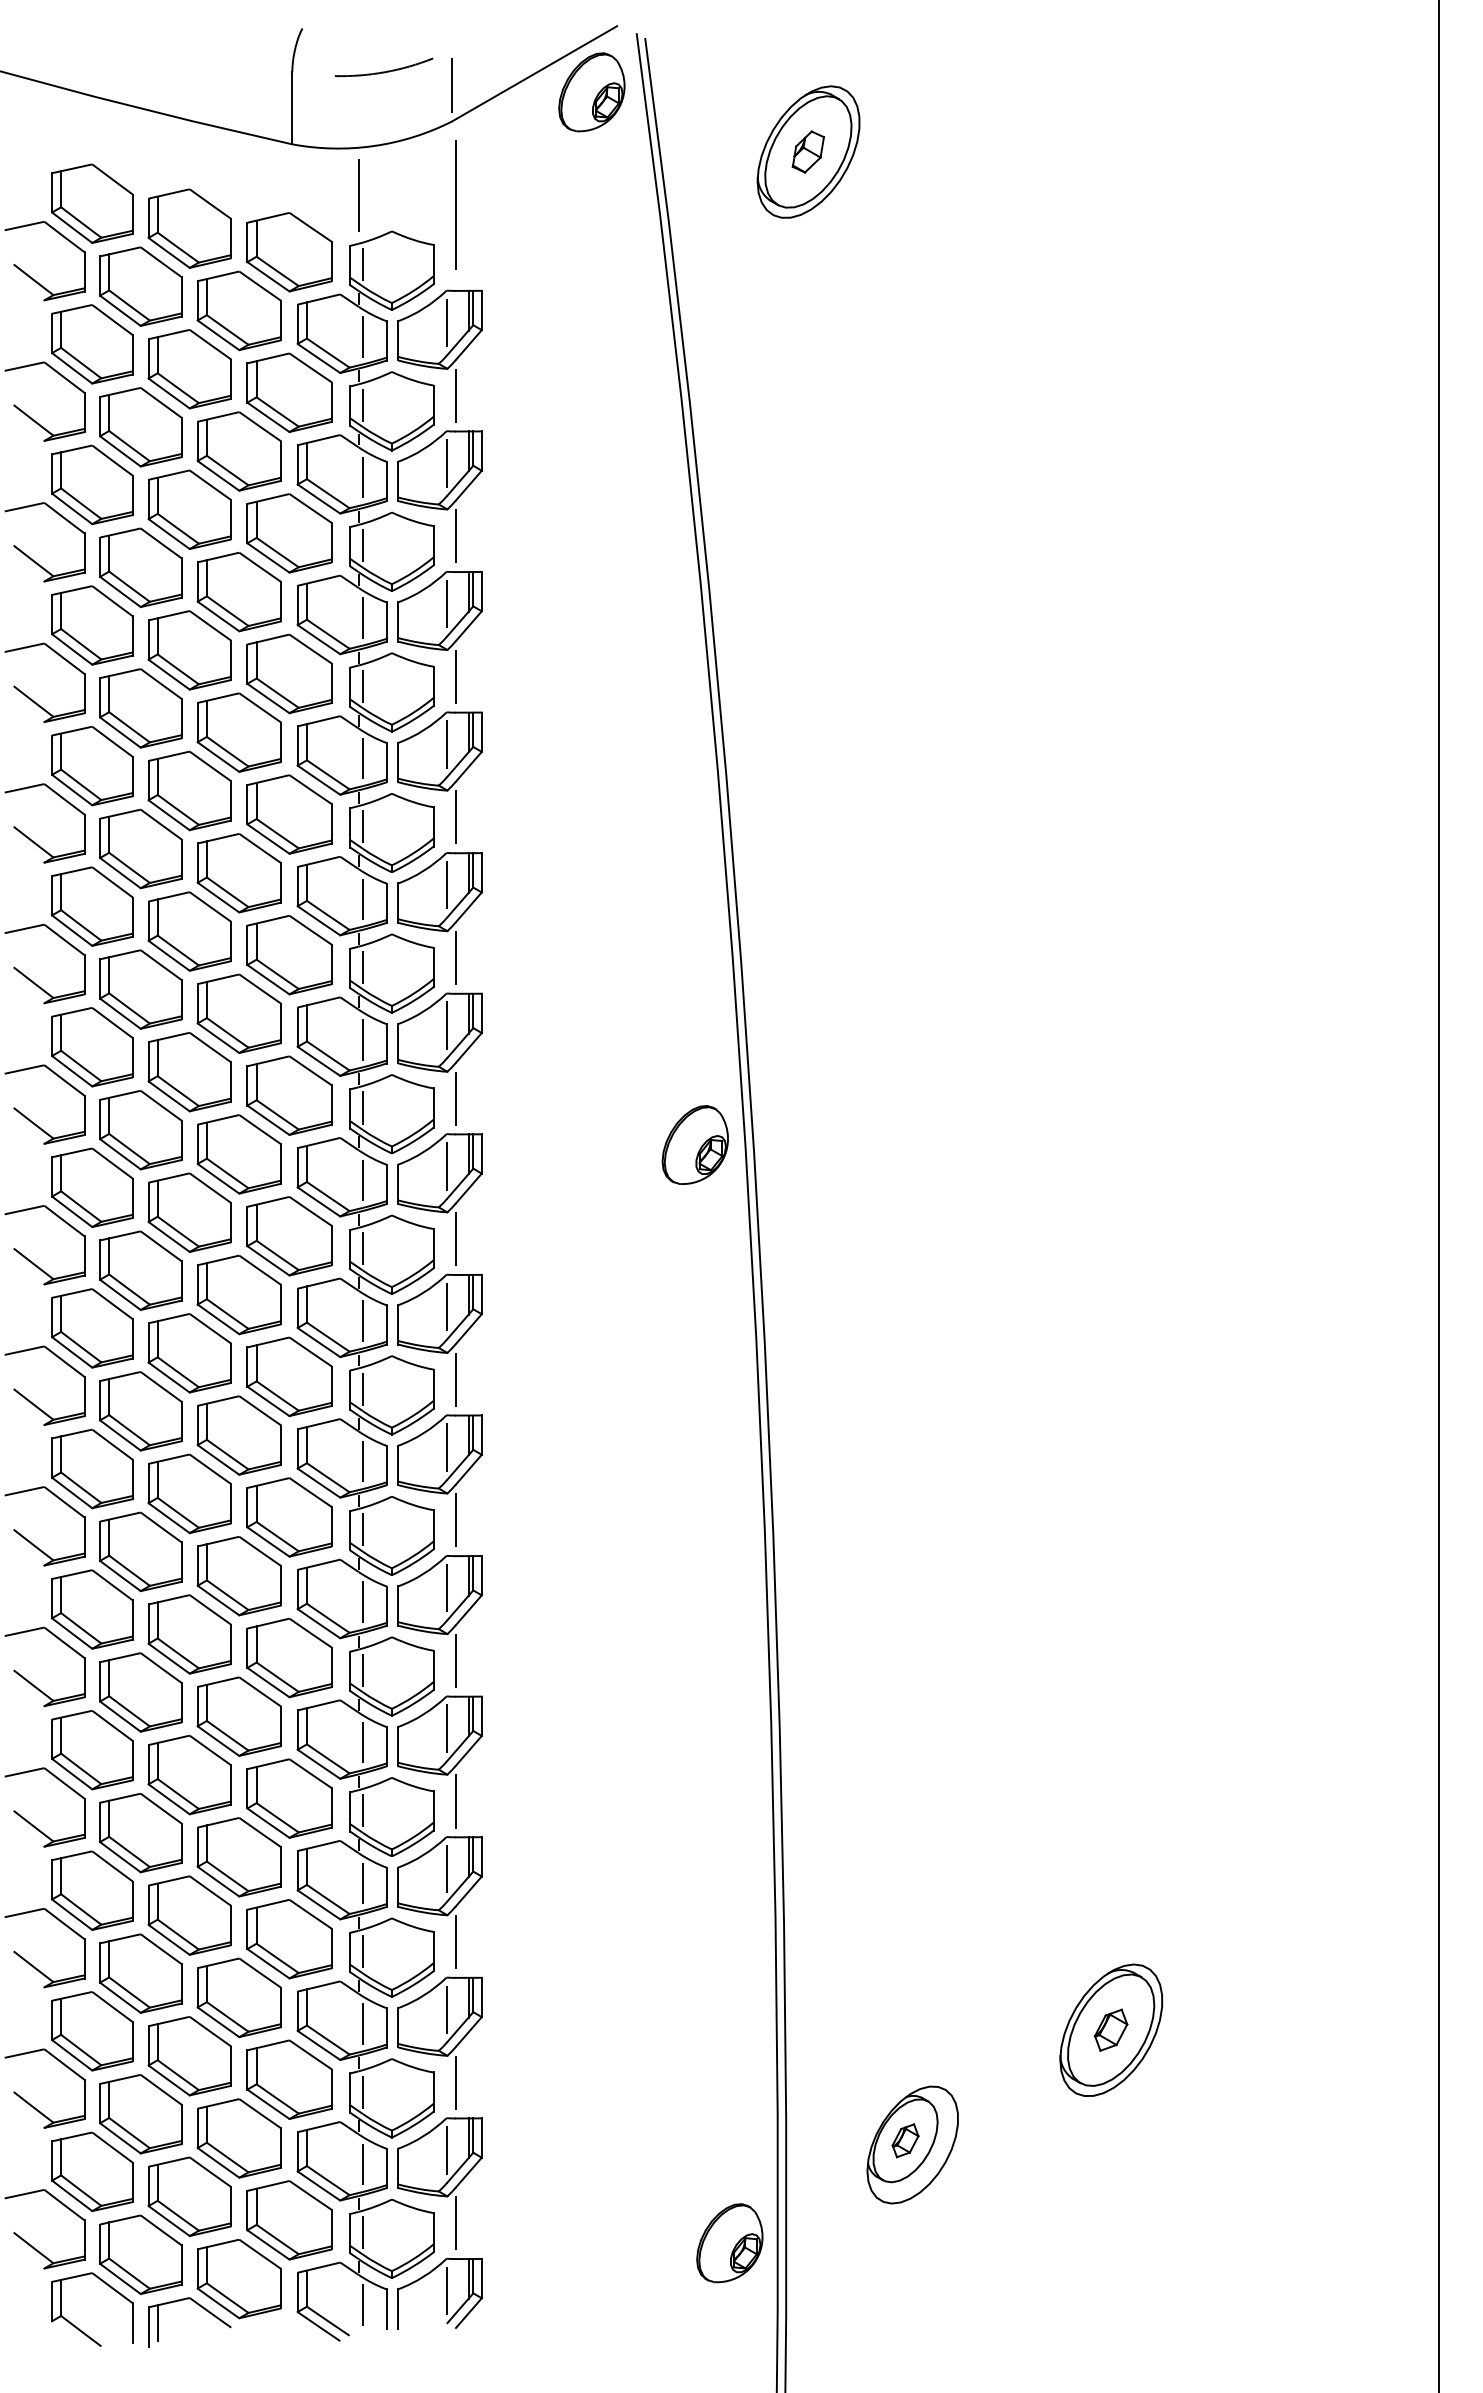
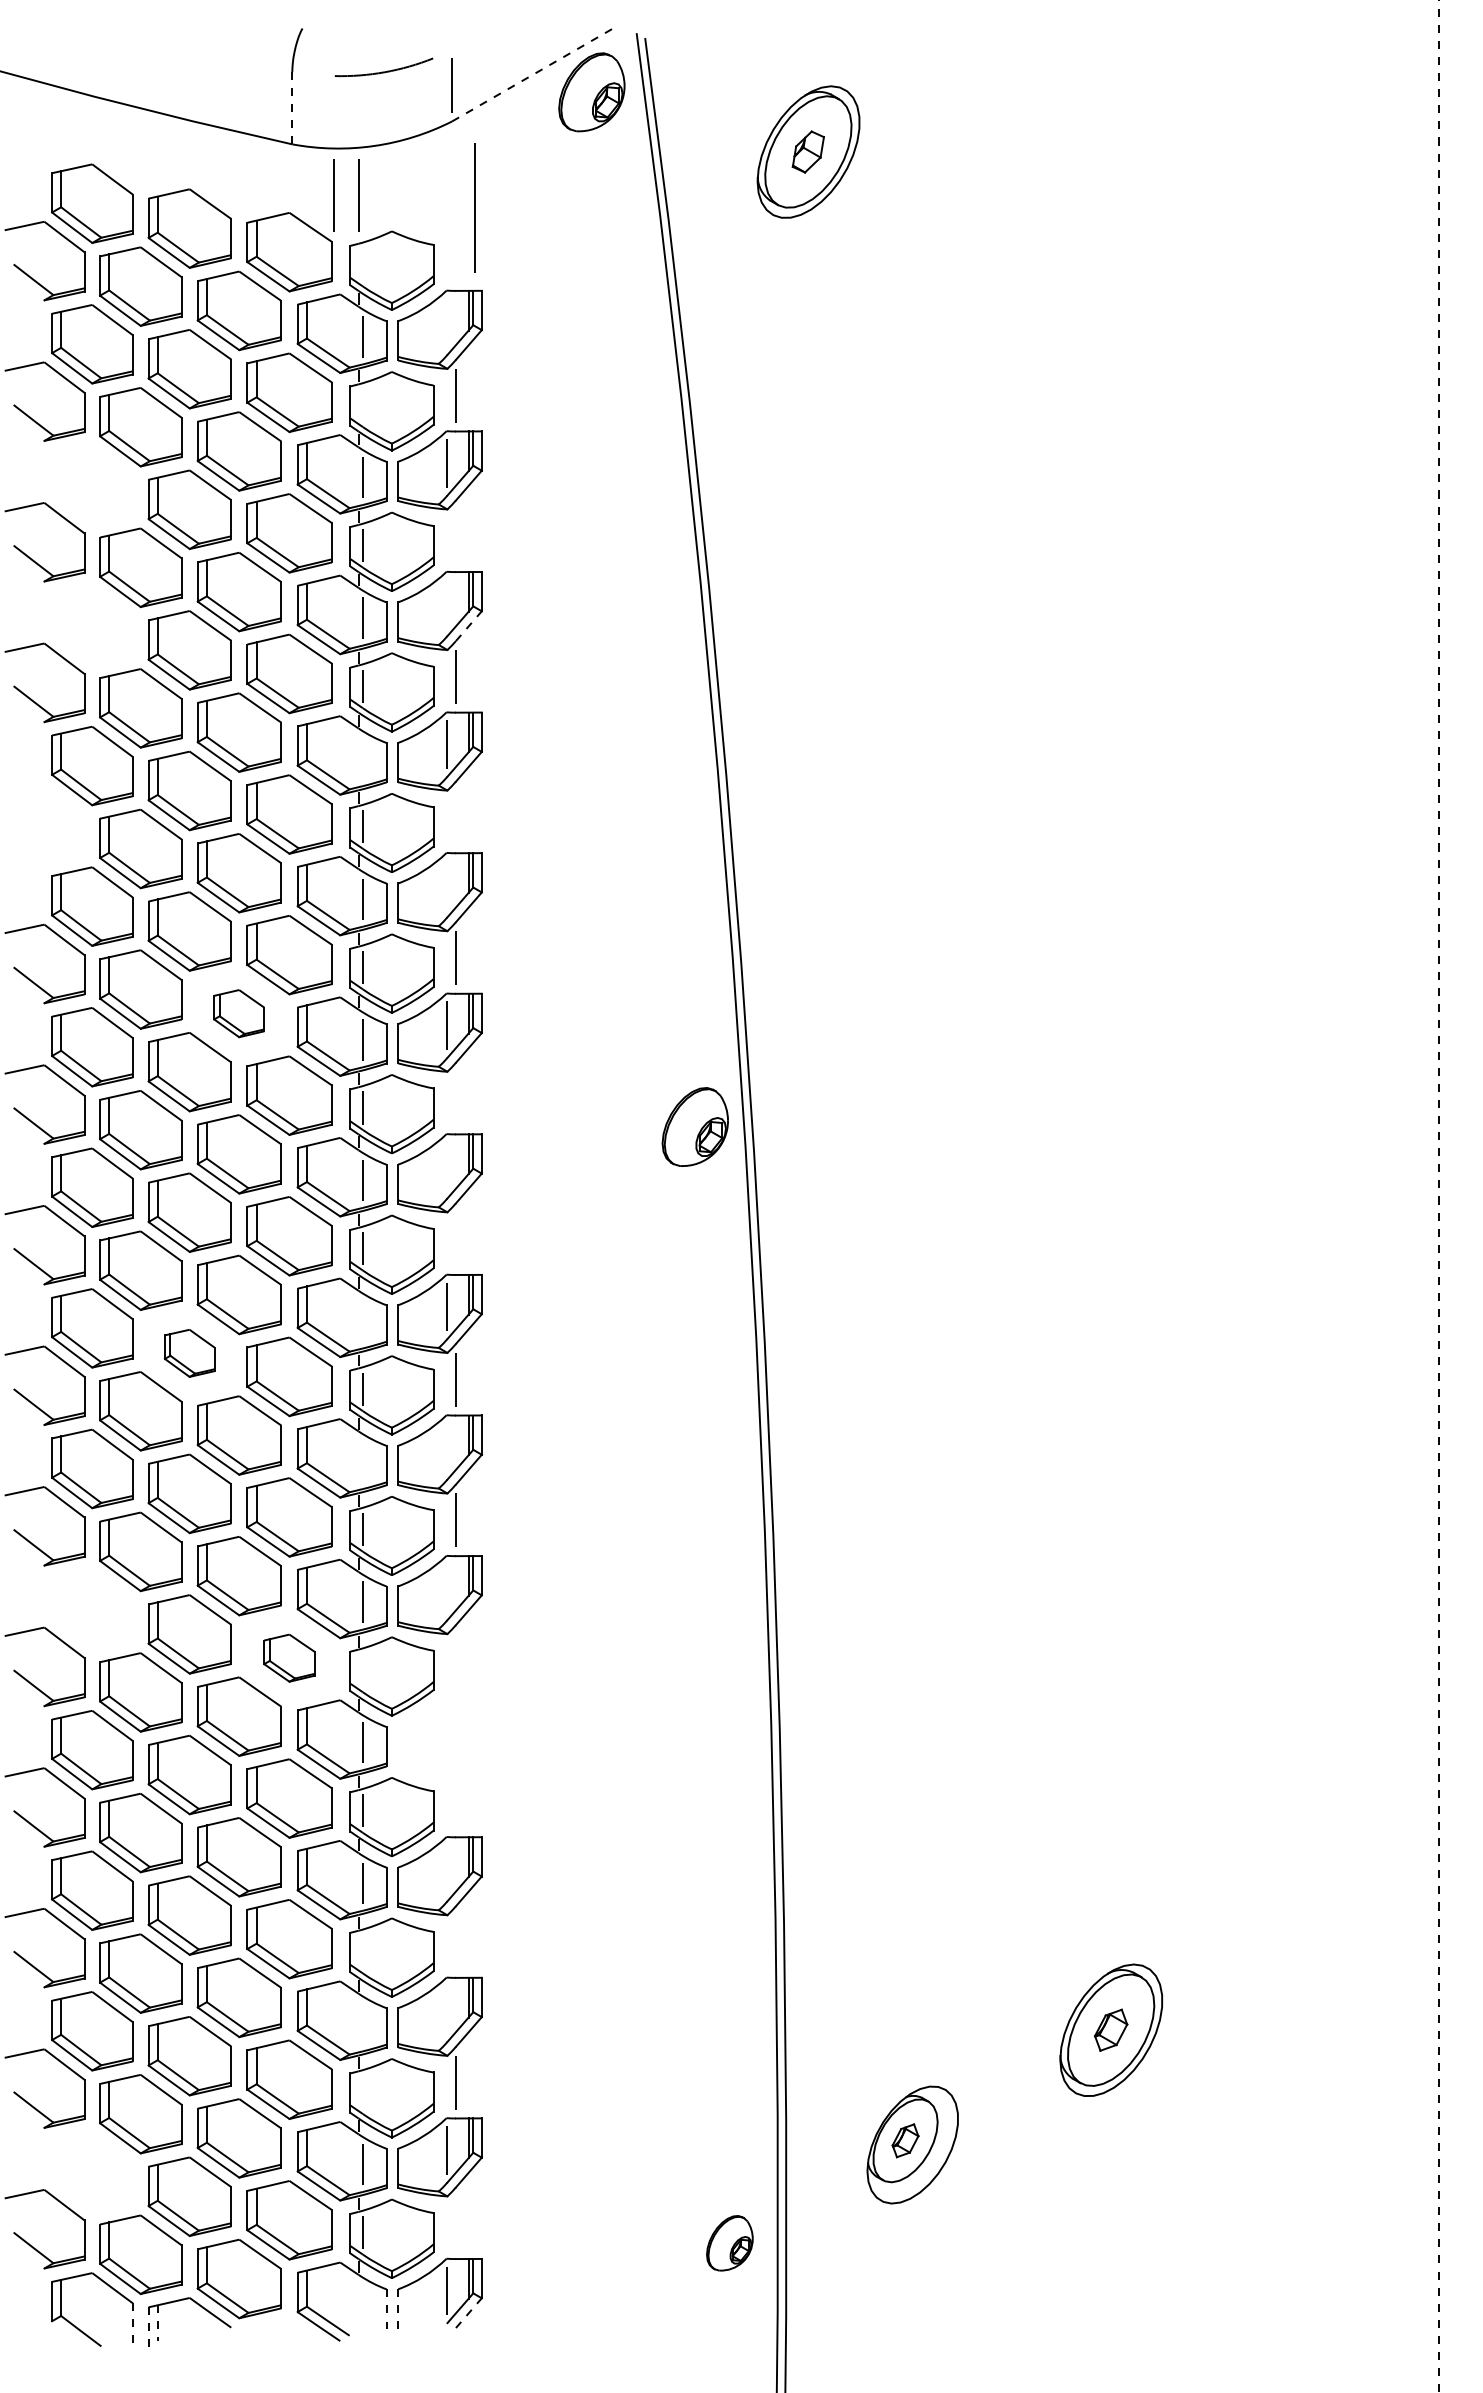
line: solid -> dashed (535, 73)
line: solid -> dashed (292, 107)
line: none -> present (333, 195)
line position: (455, 204) -> (474, 207) (474, 207)
line: present -> none (362, 264)
line: present -> none (447, 322)
line: present -> none (362, 404)
part: present -> none (92, 484)
line: present -> none (455, 536)
line: present -> none (447, 603)
part: present -> none (92, 625)
line: solid -> dashed (468, 626)
line: present -> none (362, 758)
line: present -> none (455, 817)
part: present -> none (33, 840)
line: present -> none (447, 884)
part size: 86x81 px -> 52x50 px (238, 1013)
line: present -> none (455, 1098)
part position: (694, 1144) -> (694, 1126) (694, 1126)
line: present -> none (447, 1166)
line: solid -> dashed (1438, 1197)
line: present -> none (455, 1239)
line: present -> none (362, 1320)
part size: 85x81 px -> 53x49 px (189, 1353)
line: present -> none (447, 1447)
line: present -> none (362, 1461)
line: present -> none (447, 1587)
part: present -> none (92, 1609)
part size: 87x81 px -> 53x50 px (289, 1657)
line: present -> none (455, 1660)
line: present -> none (362, 1669)
part: present -> none (439, 1761)
line: present -> none (447, 1868)
line: present -> none (455, 1942)
line: present -> none (362, 1951)
line: present -> none (447, 2009)
line: present -> none (362, 2023)
line: present -> none (362, 2091)
part: present -> none (92, 2171)
line: present -> none (455, 2223)
part size: 68x81 px -> 48x57 px (729, 2243)
line: present -> none (362, 2304)
line: solid -> dashed (398, 2308)
line: solid -> dashed (386, 2309)
line: solid -> dashed (468, 2313)
line: solid -> dashed (132, 2322)
line: solid -> dashed (157, 2323)
line: solid -> dashed (148, 2326)
